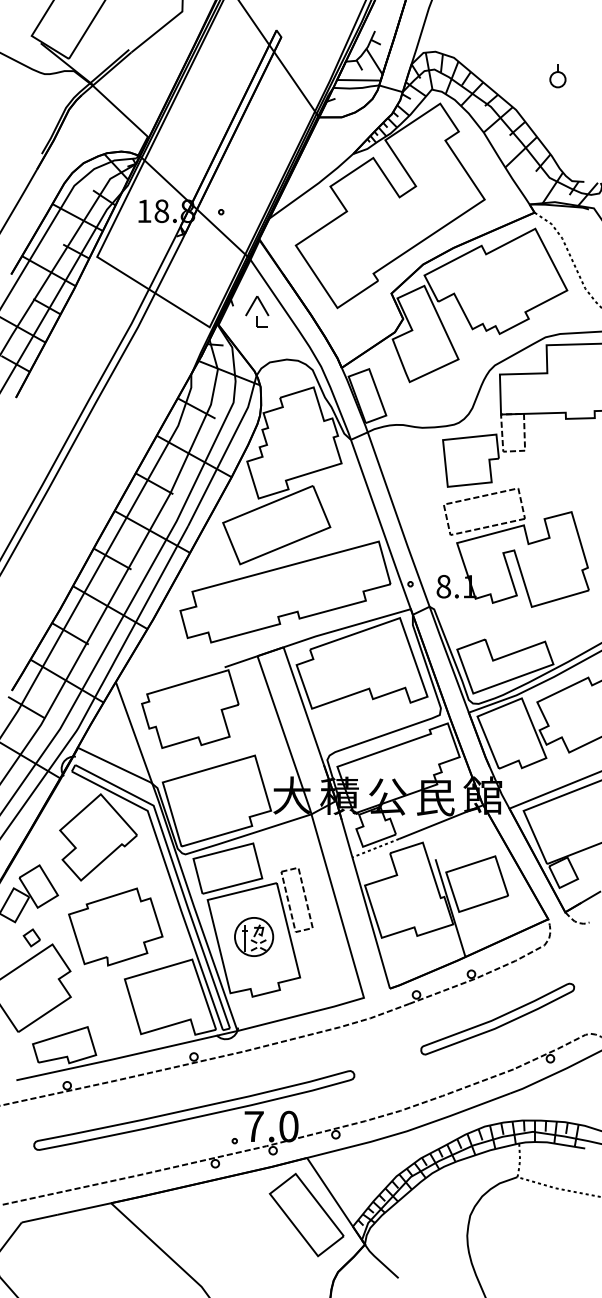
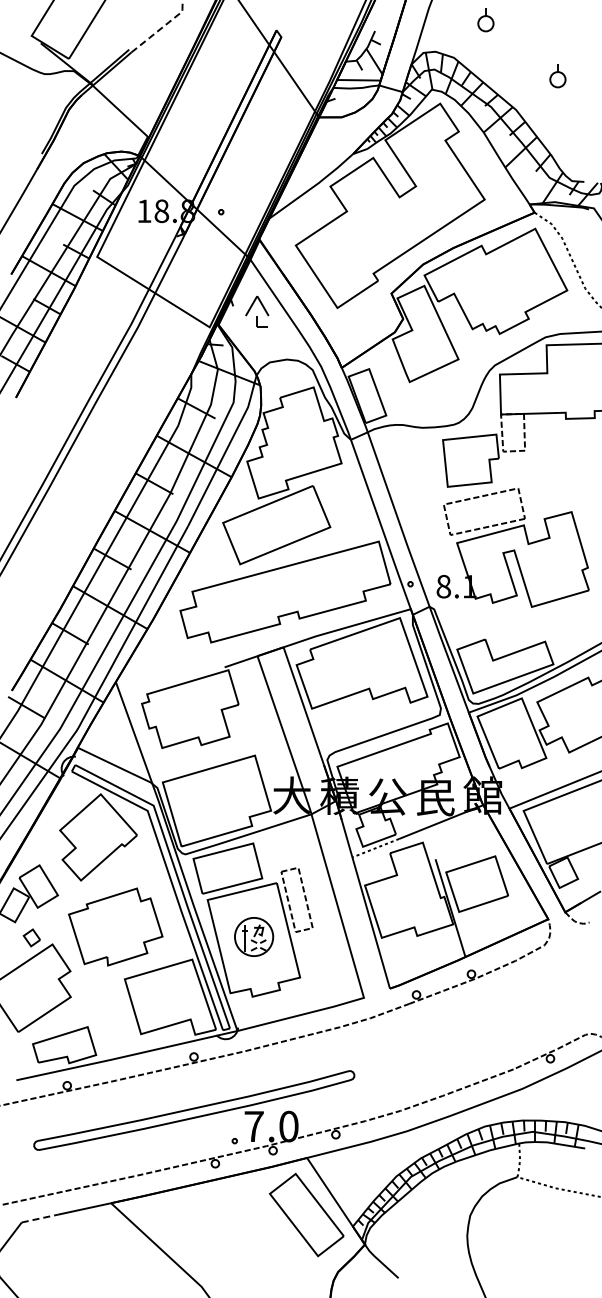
part: none -> present (485, 20)
line: solid -> dashed (161, 28)
part: present -> none (497, 1018)
line: solid -> dashed (40, 1218)
